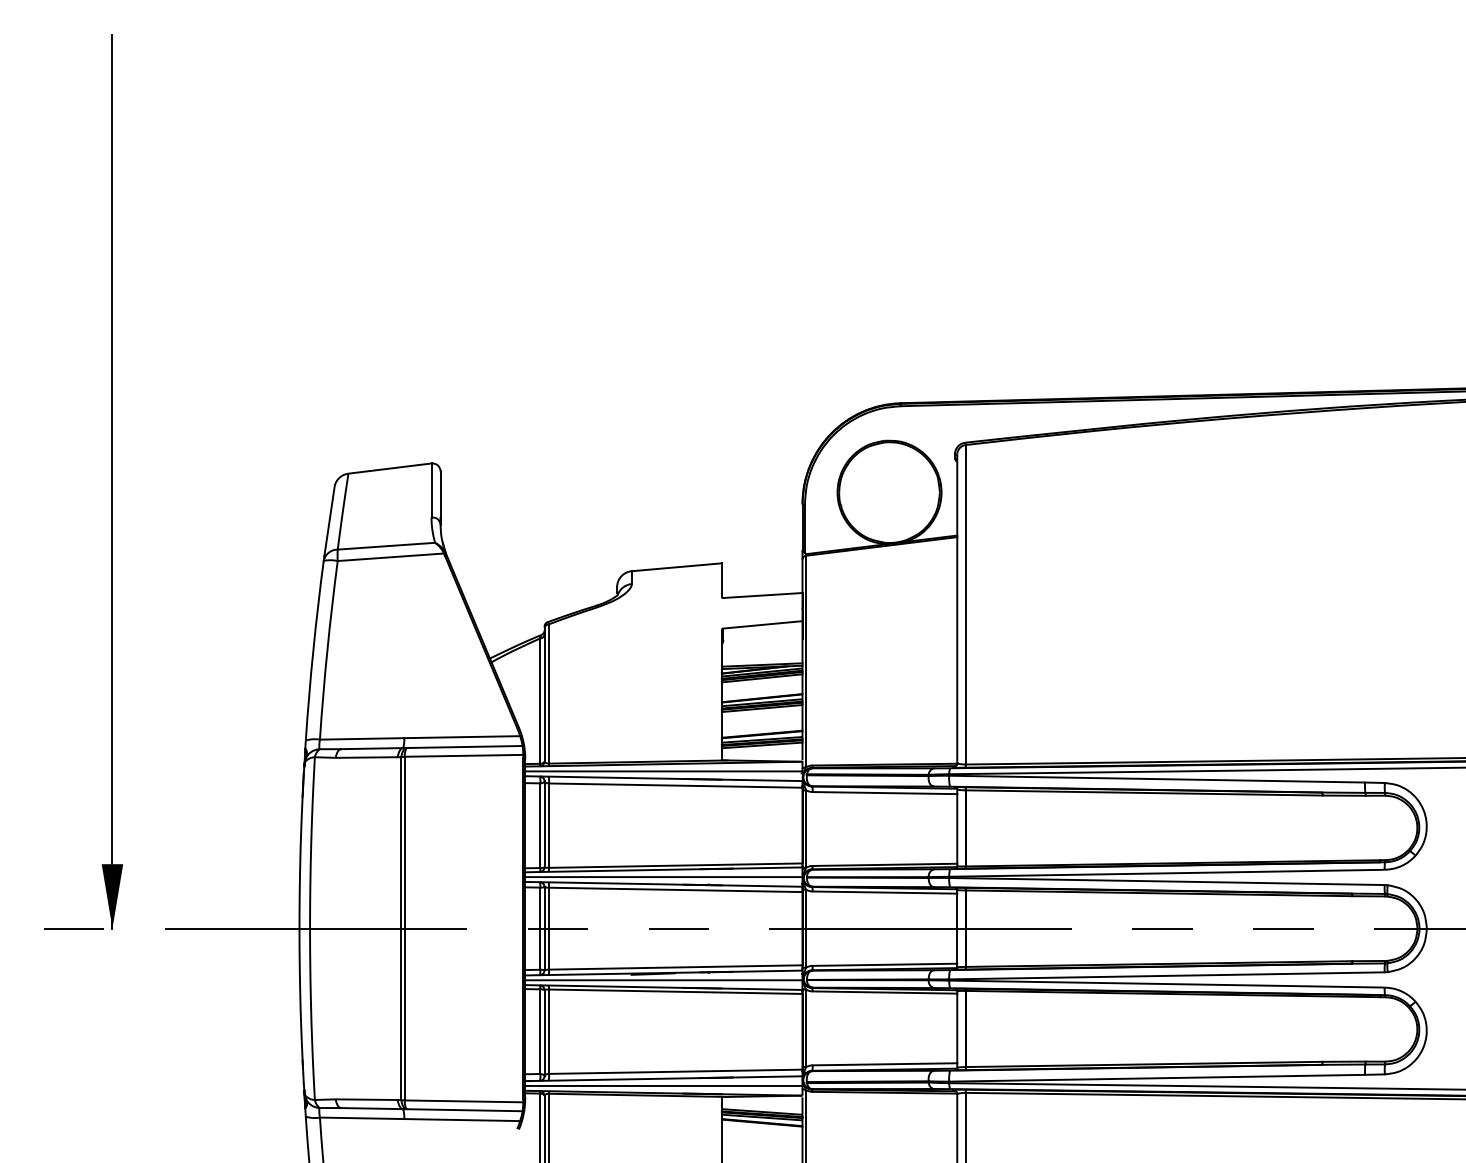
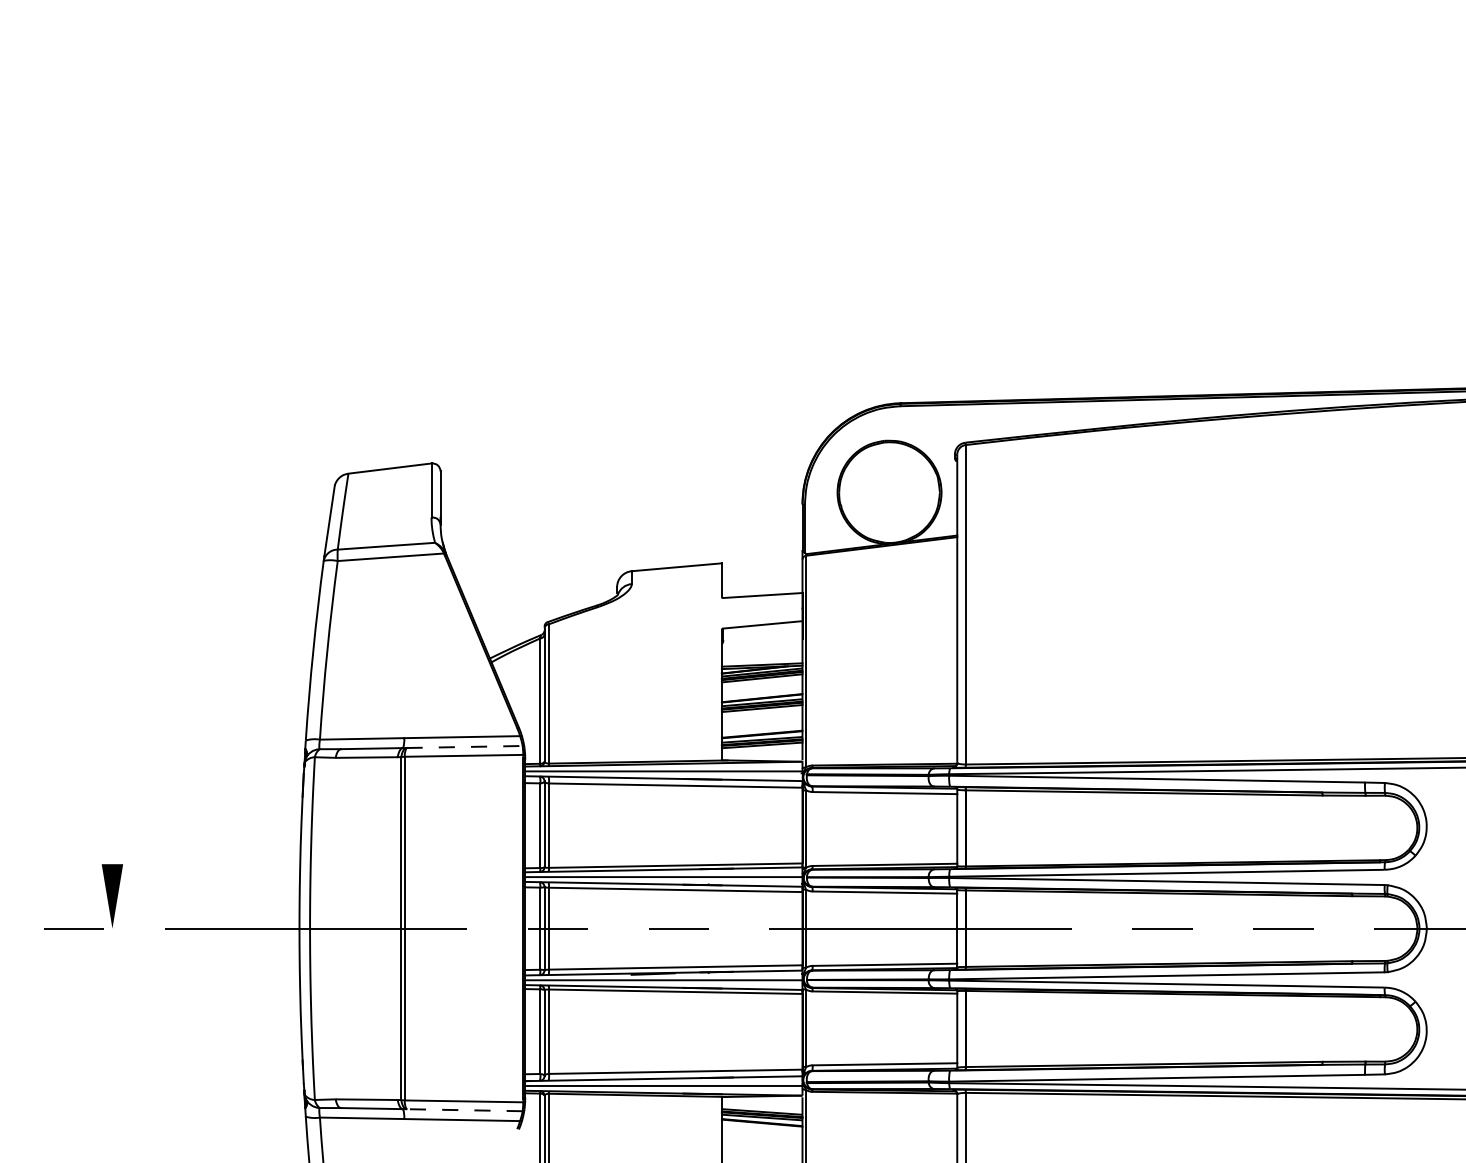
line: present -> none (112, 481)
line: solid -> dashed (465, 747)
line: solid -> dashed (464, 1110)
